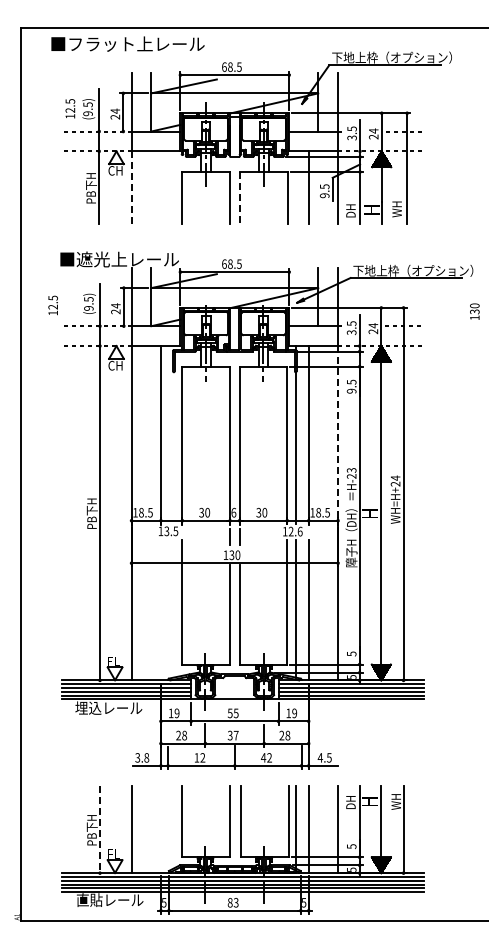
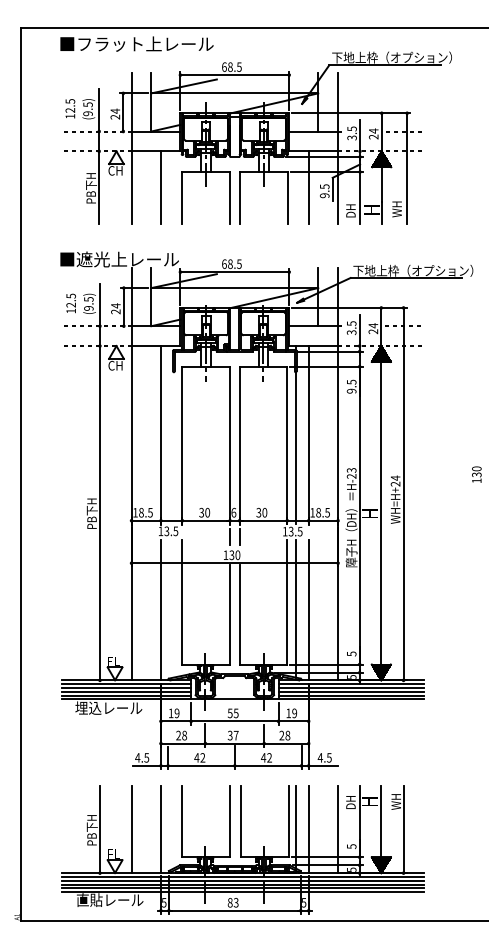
text position: (127, 43) -> (136, 43) (136, 43)
line: dashed -> solid (131, 187)
line: none -> present (160, 187)
line: dashed -> solid (240, 198)
text position: (52, 305) -> (70, 303) (70, 303)
text position: (474, 311) -> (476, 474) (476, 474)
line: dashed -> solid (338, 437)
text: 12.6 -> 13.5 (295, 531)
line: none -> present (160, 610)
text: 3.8 -> 4.5 (142, 757)
text: 12 -> 42 (196, 757)
line: none -> present (160, 829)
line: dashed -> solid (100, 830)
